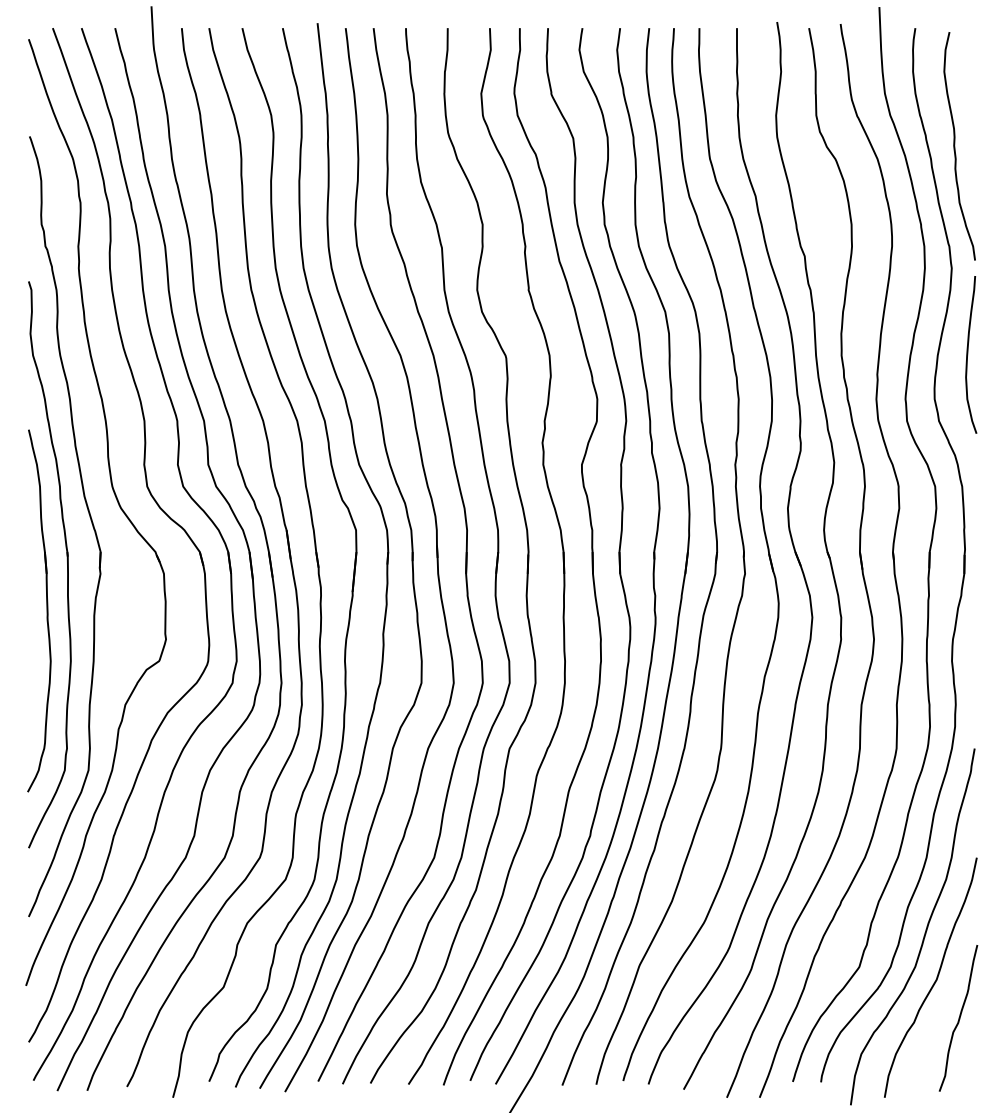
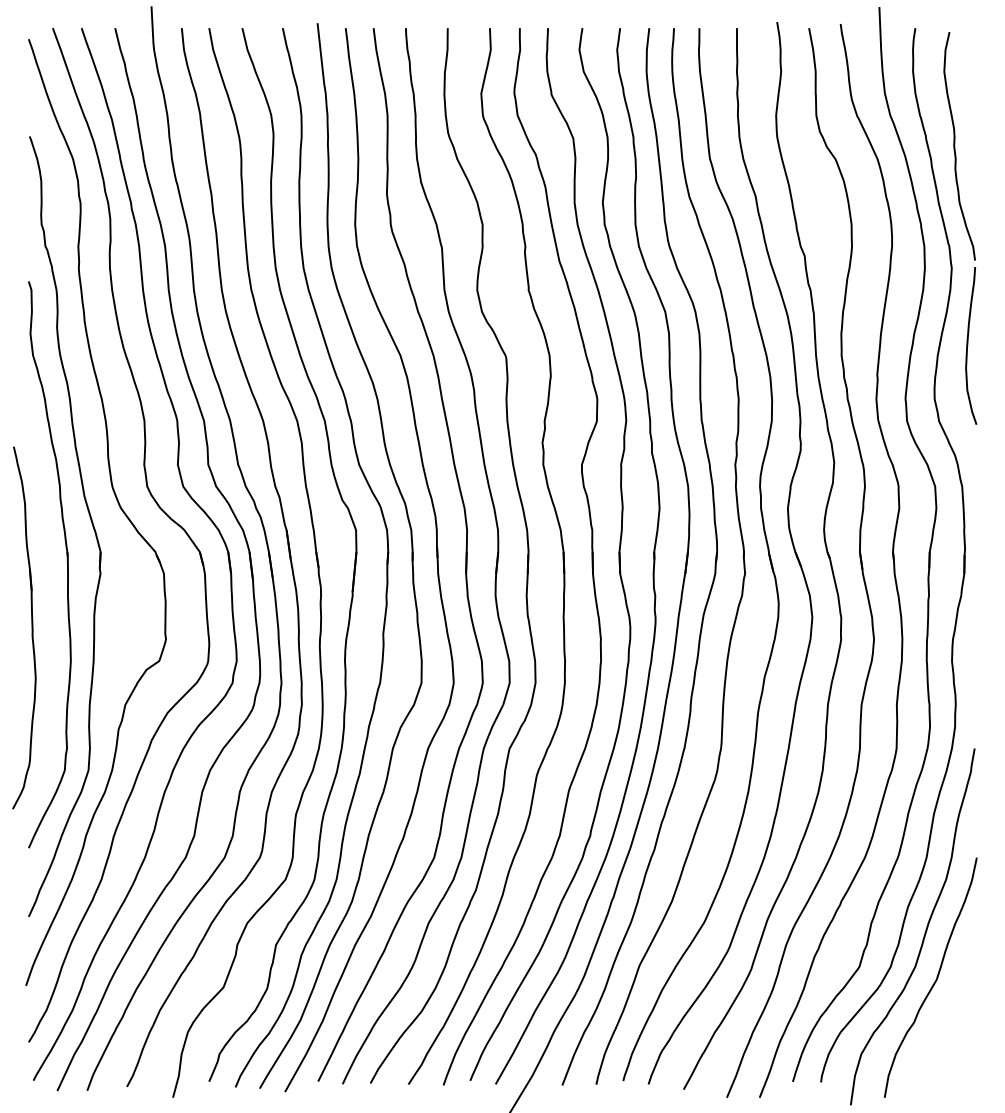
curve position: (968, 354) -> (968, 345) (968, 345)
part position: (46, 610) -> (31, 627) (31, 627)
curve: present -> none (958, 1018)
